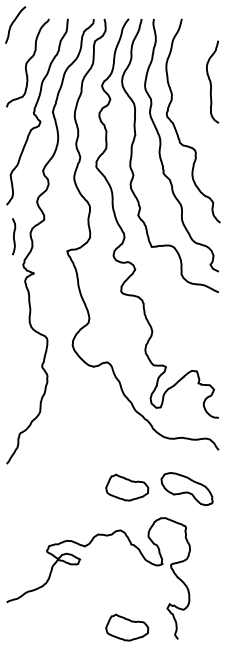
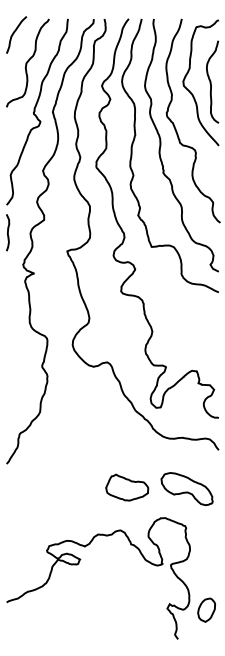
curve position: (14, 22) -> (15, 32) (15, 32)
curve: none -> present (190, 91)
curve position: (14, 236) -> (8, 232) (8, 232)
part: none -> present (206, 609)
part: present -> none (127, 627)
